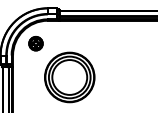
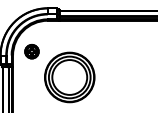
part position: (35, 43) -> (31, 51) (31, 51)
